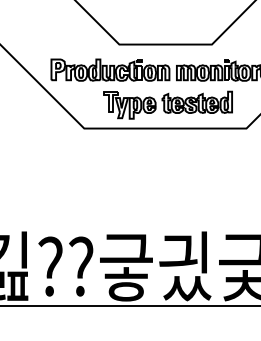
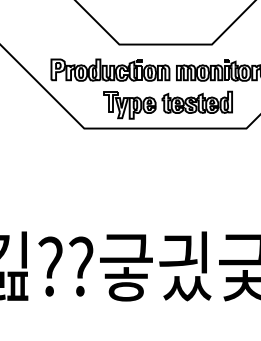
line: present -> none (129, 306)
